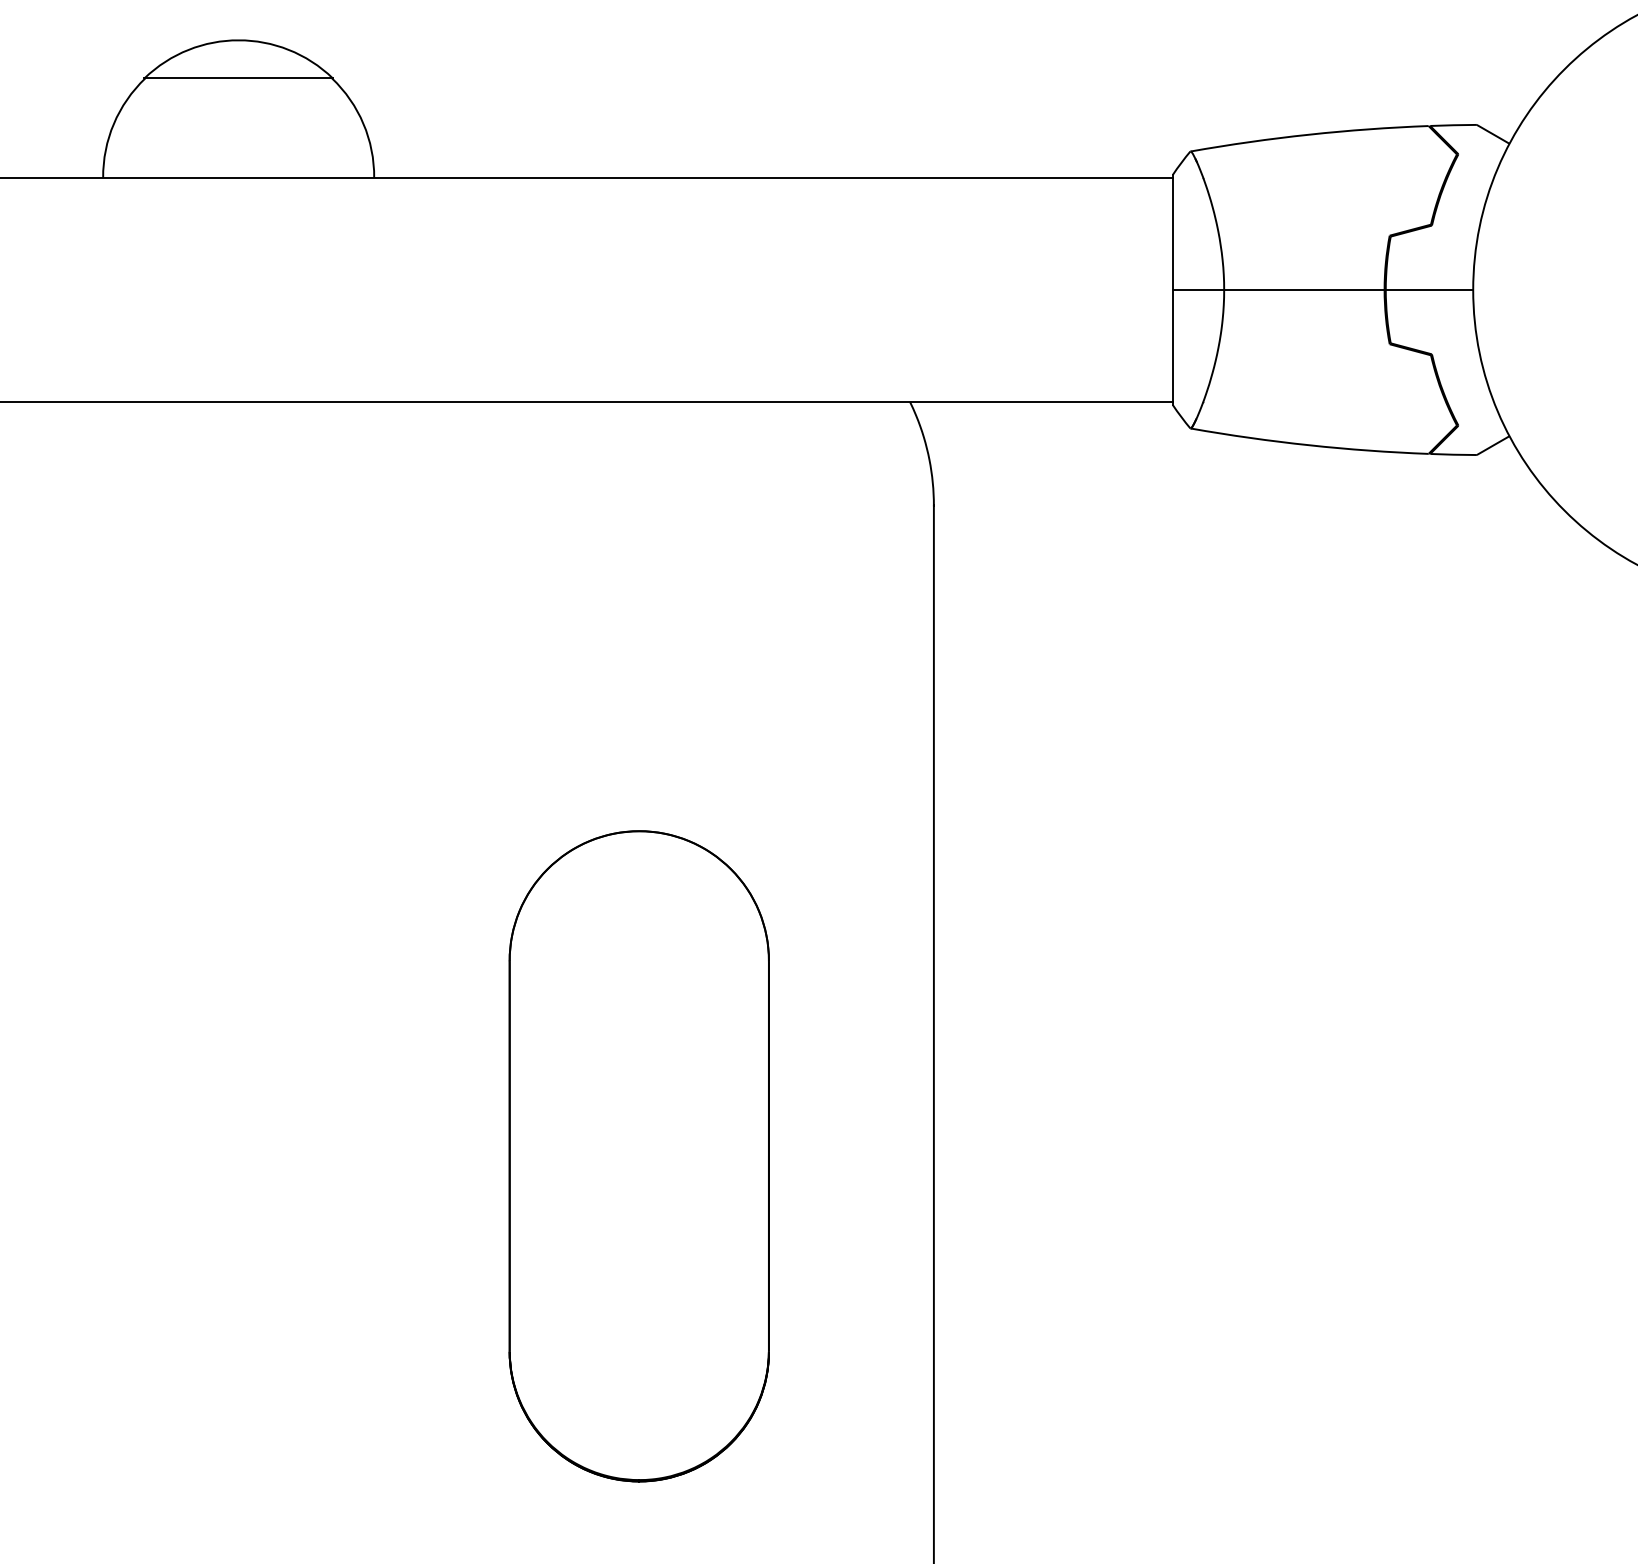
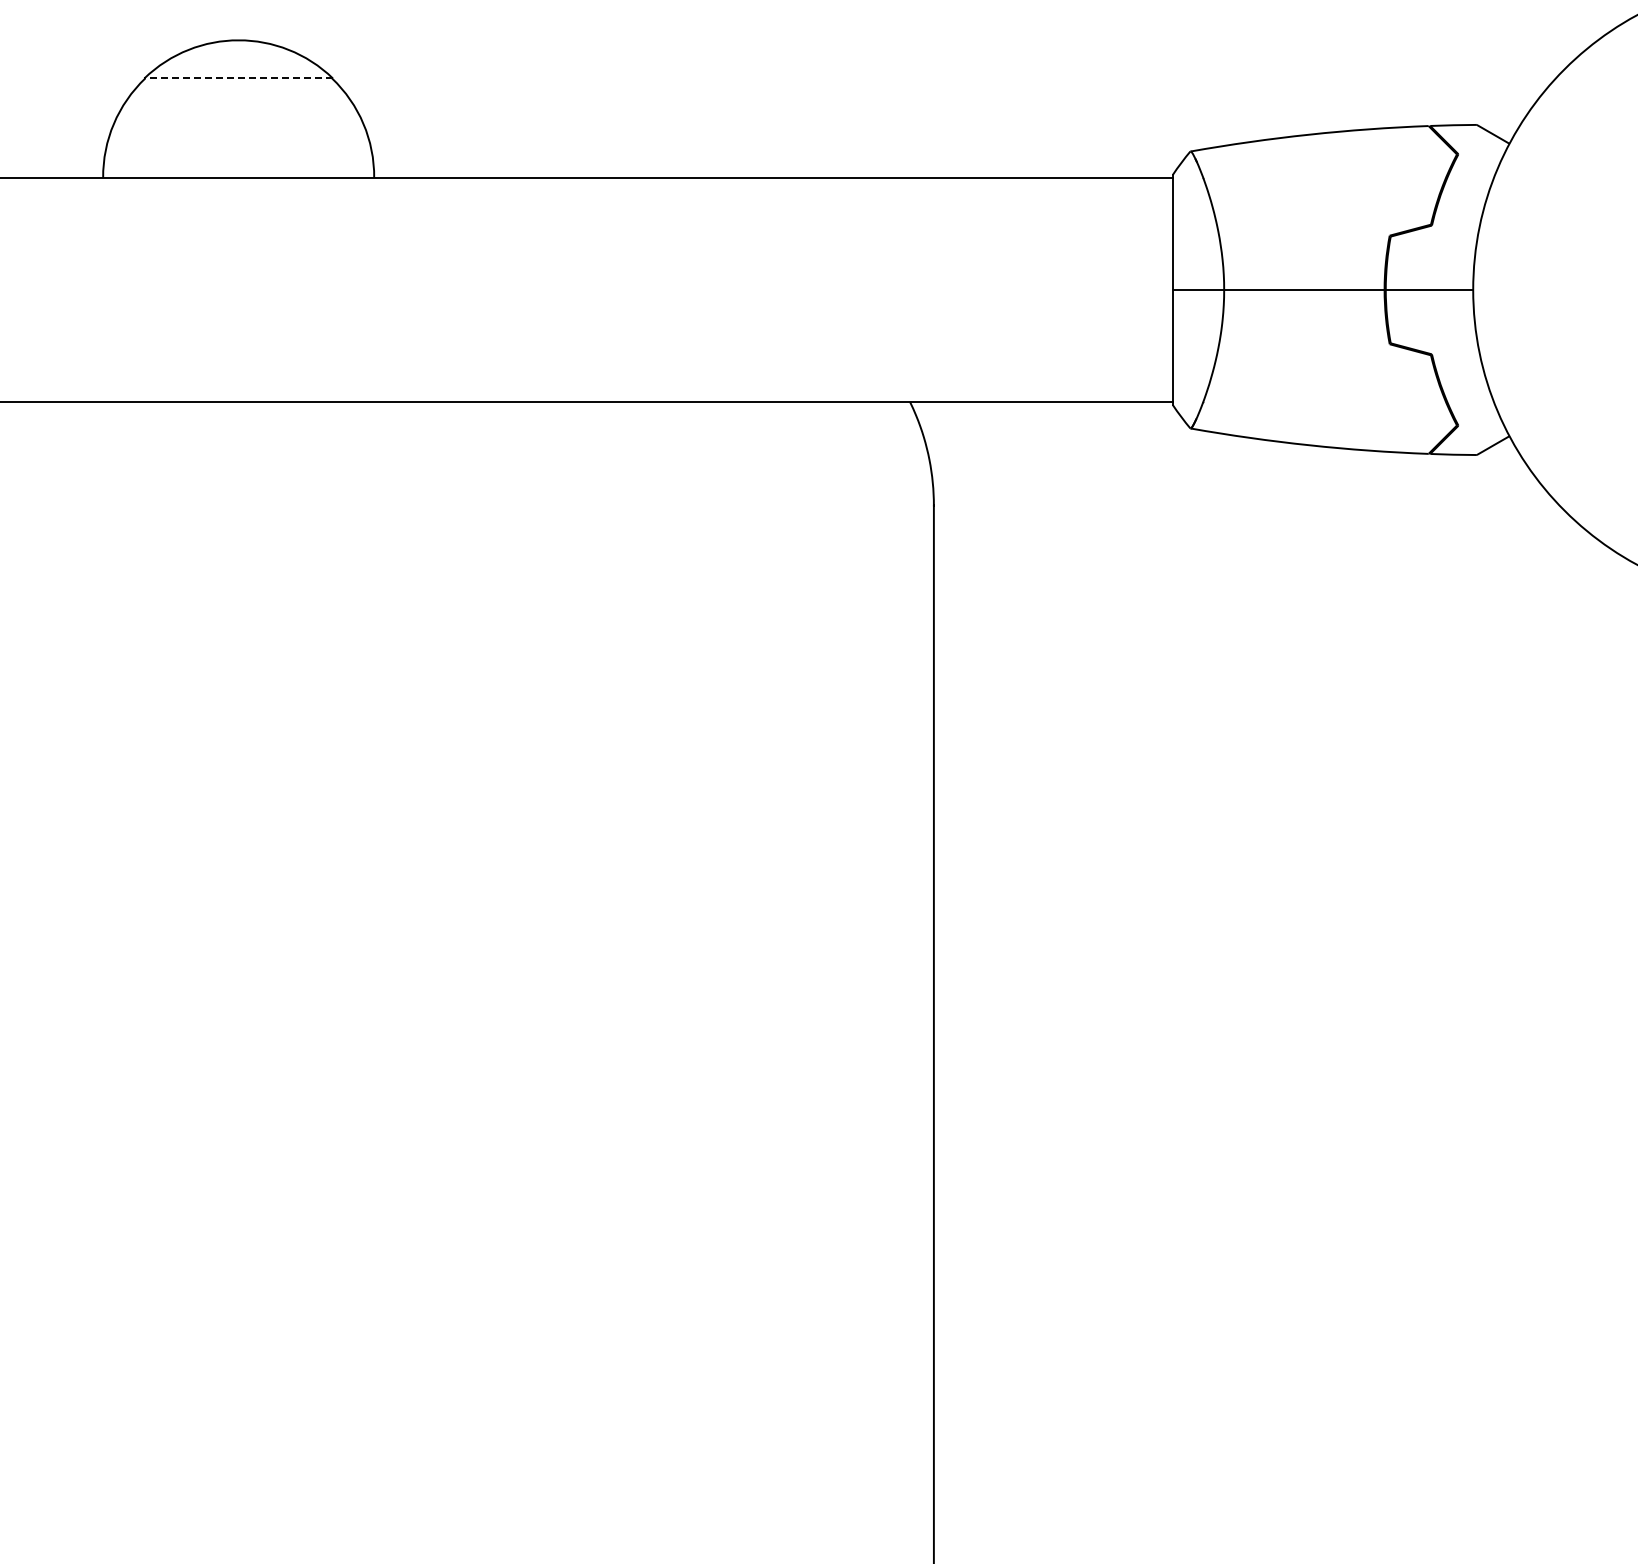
line: solid -> dashed (238, 78)
part: present -> none (638, 1156)
